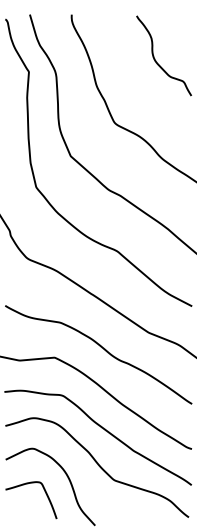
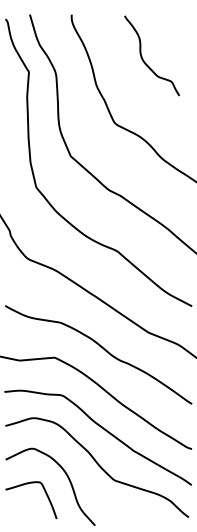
curve position: (155, 58) -> (143, 58) (143, 58)
